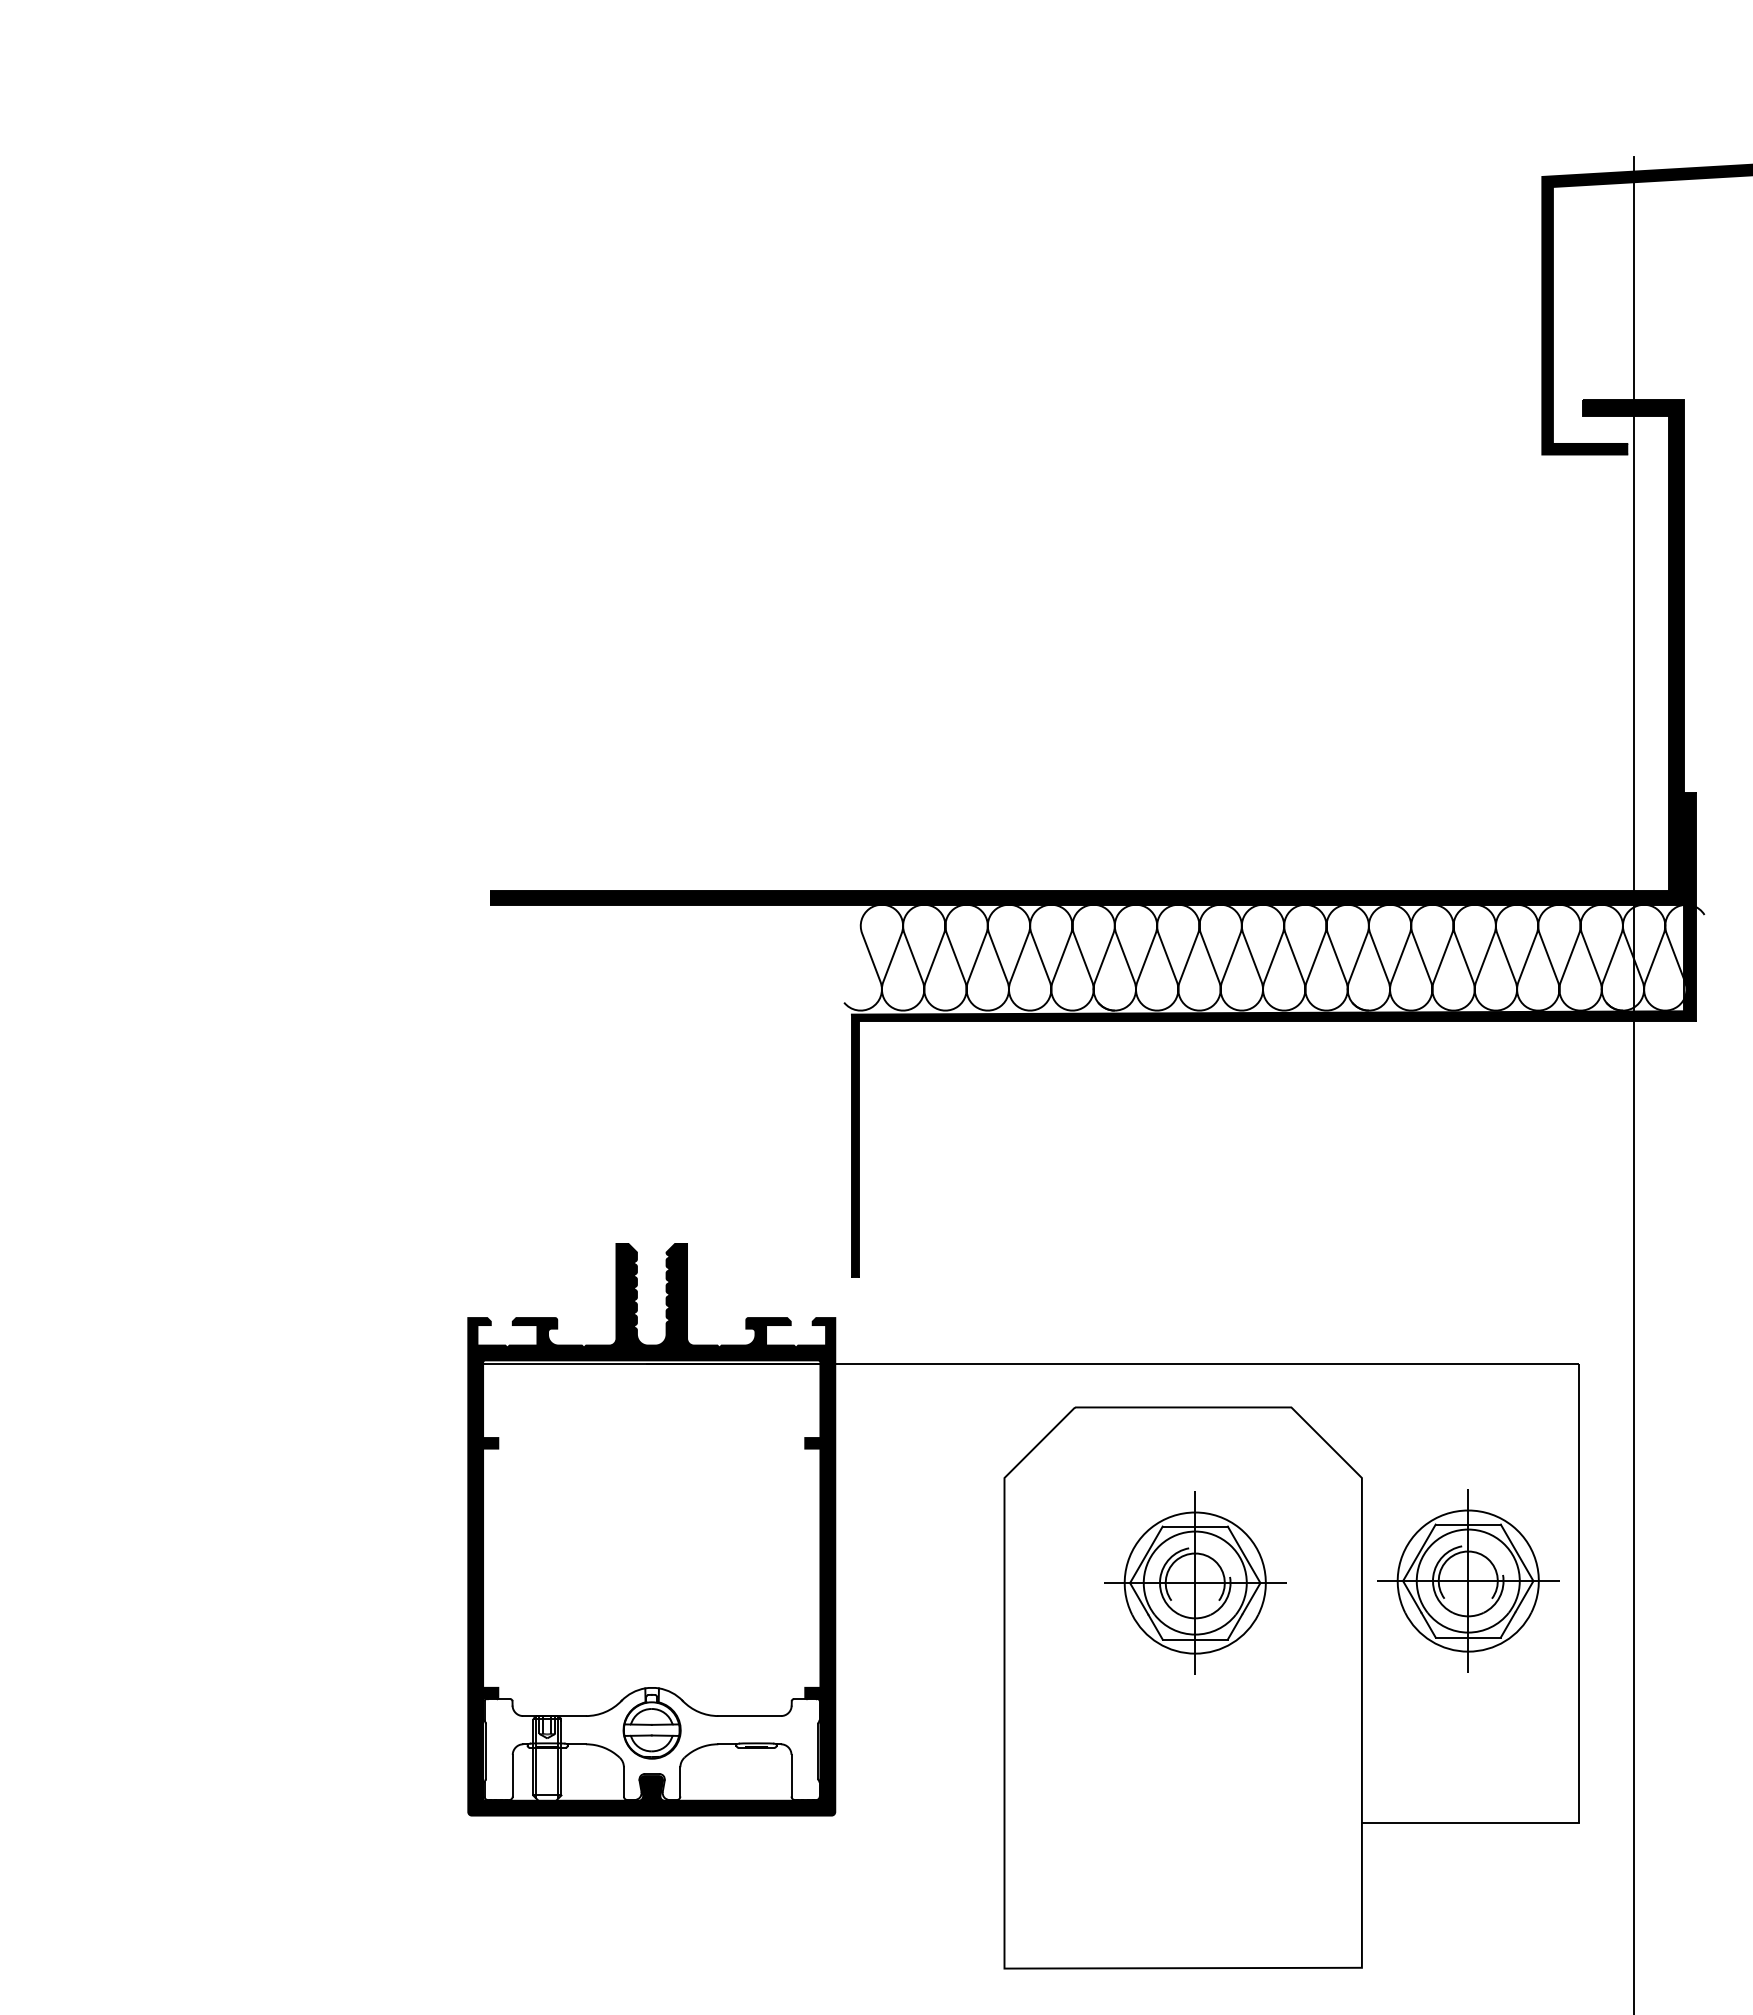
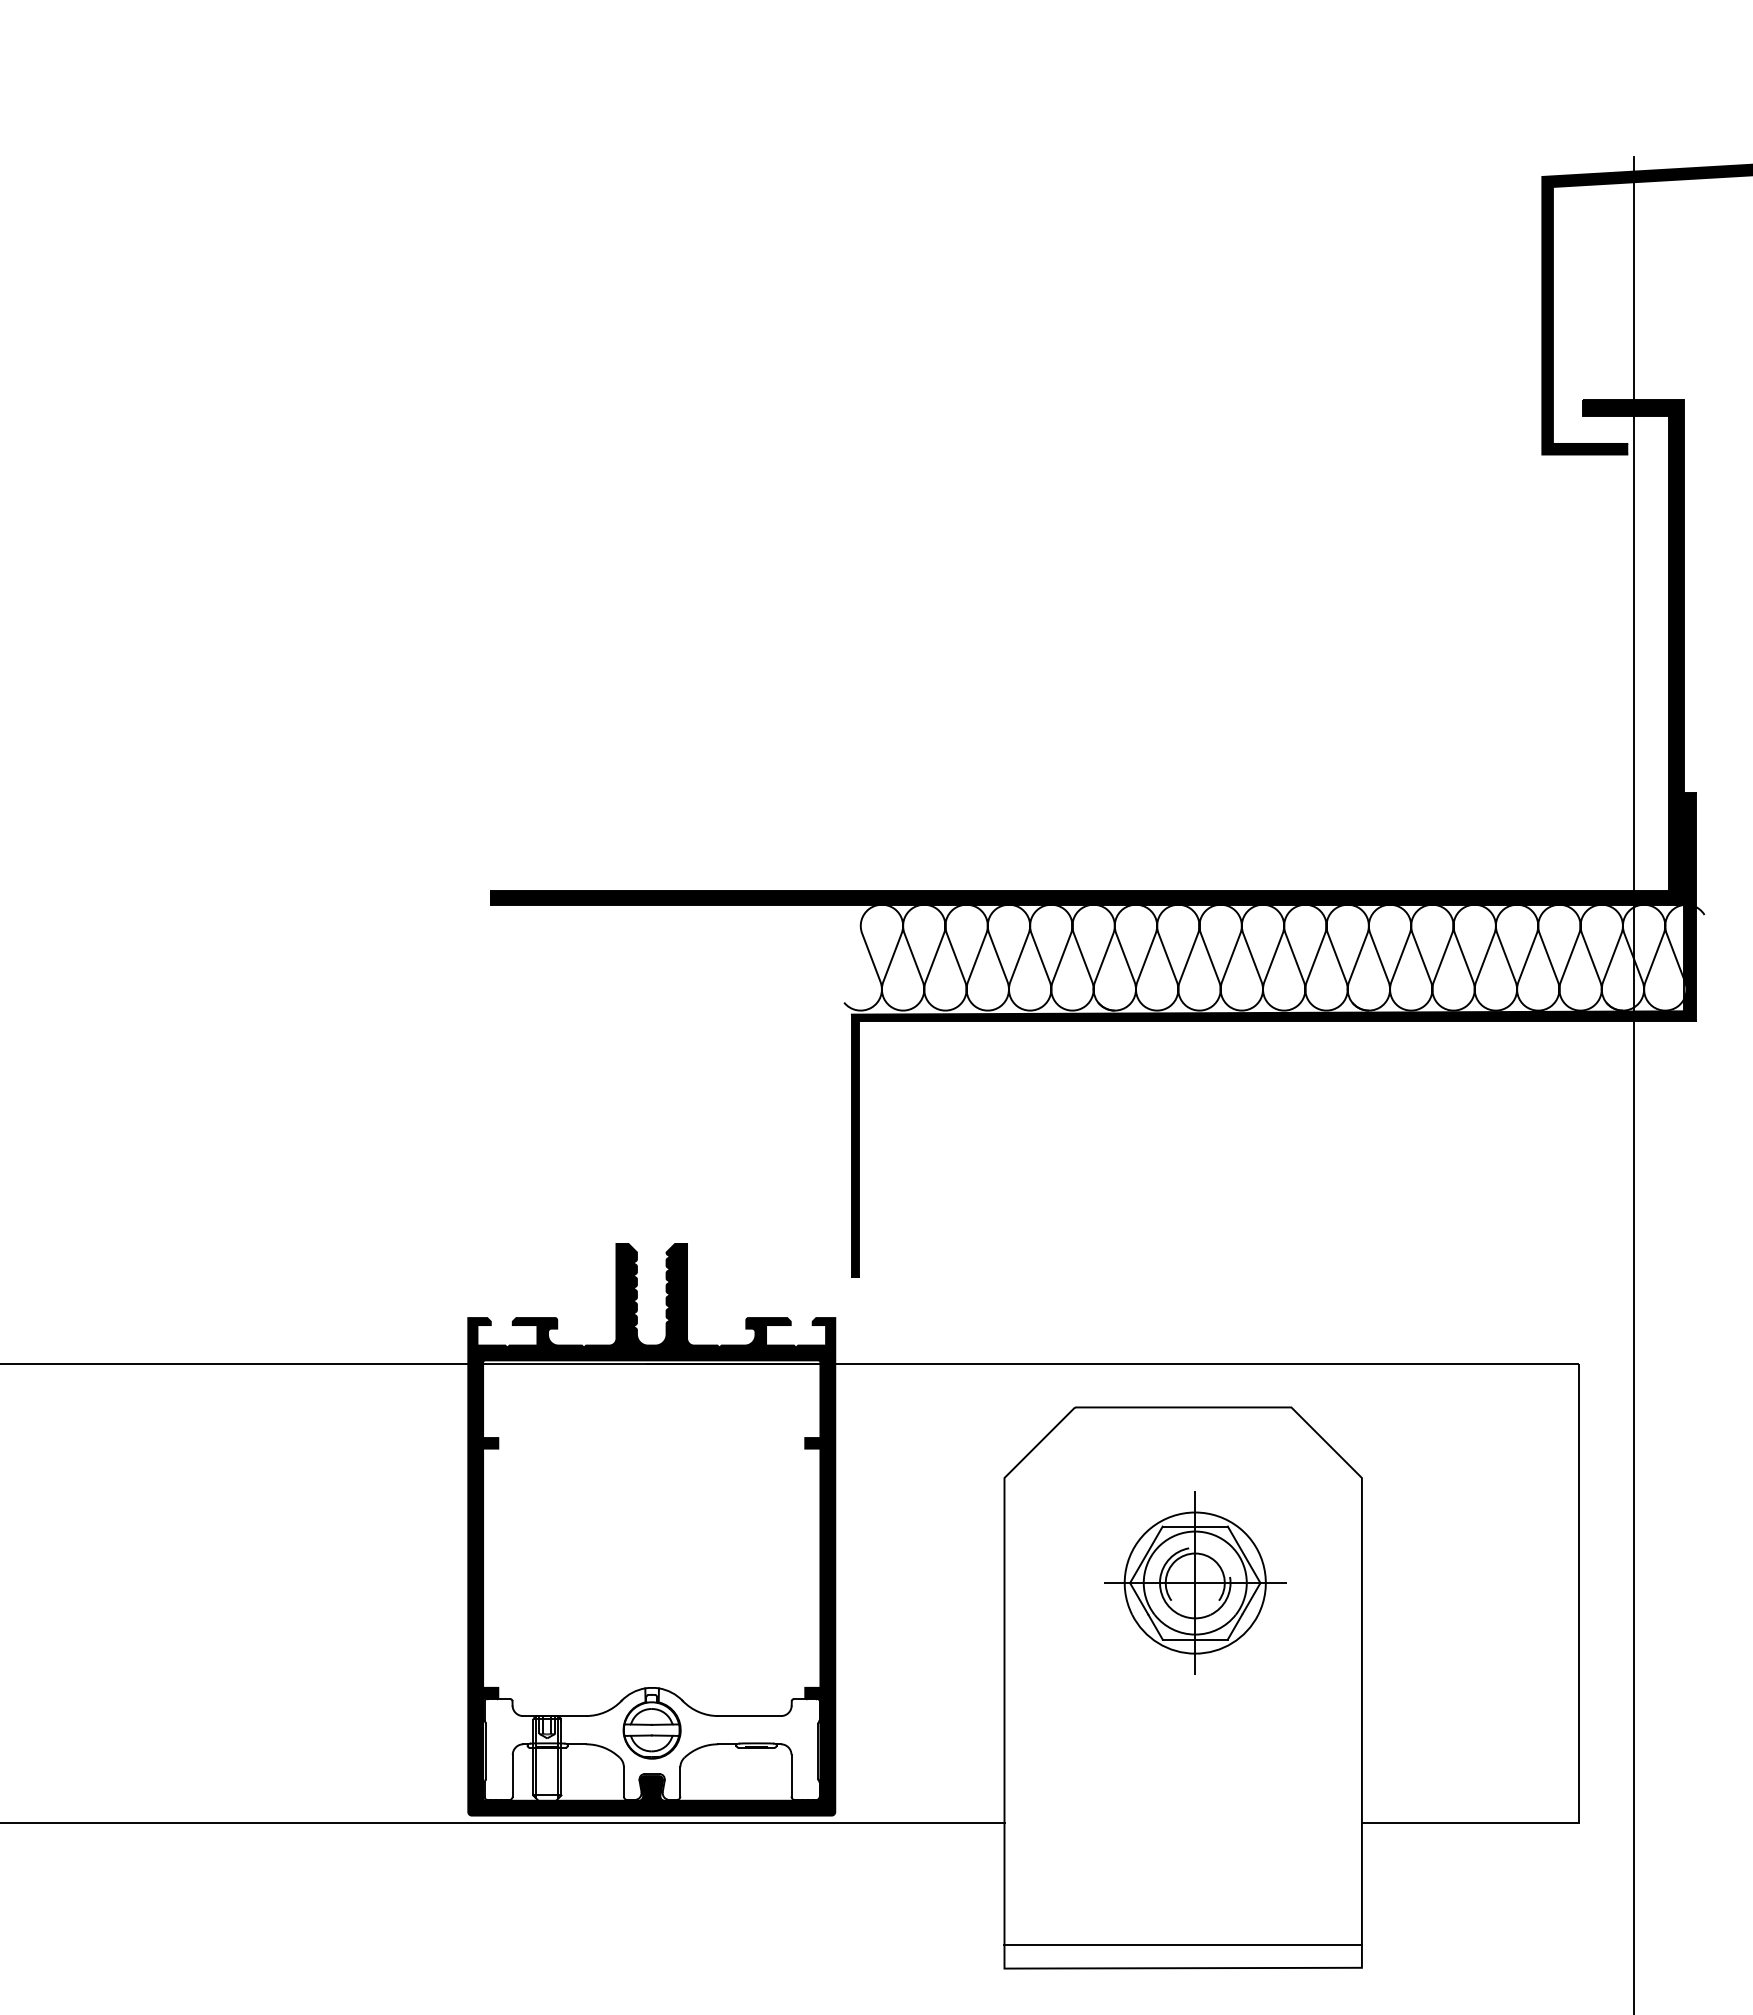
line: none -> present (235, 1363)
part: present -> none (1468, 1580)
line: none -> present (503, 1822)
line: none -> present (1182, 1945)
